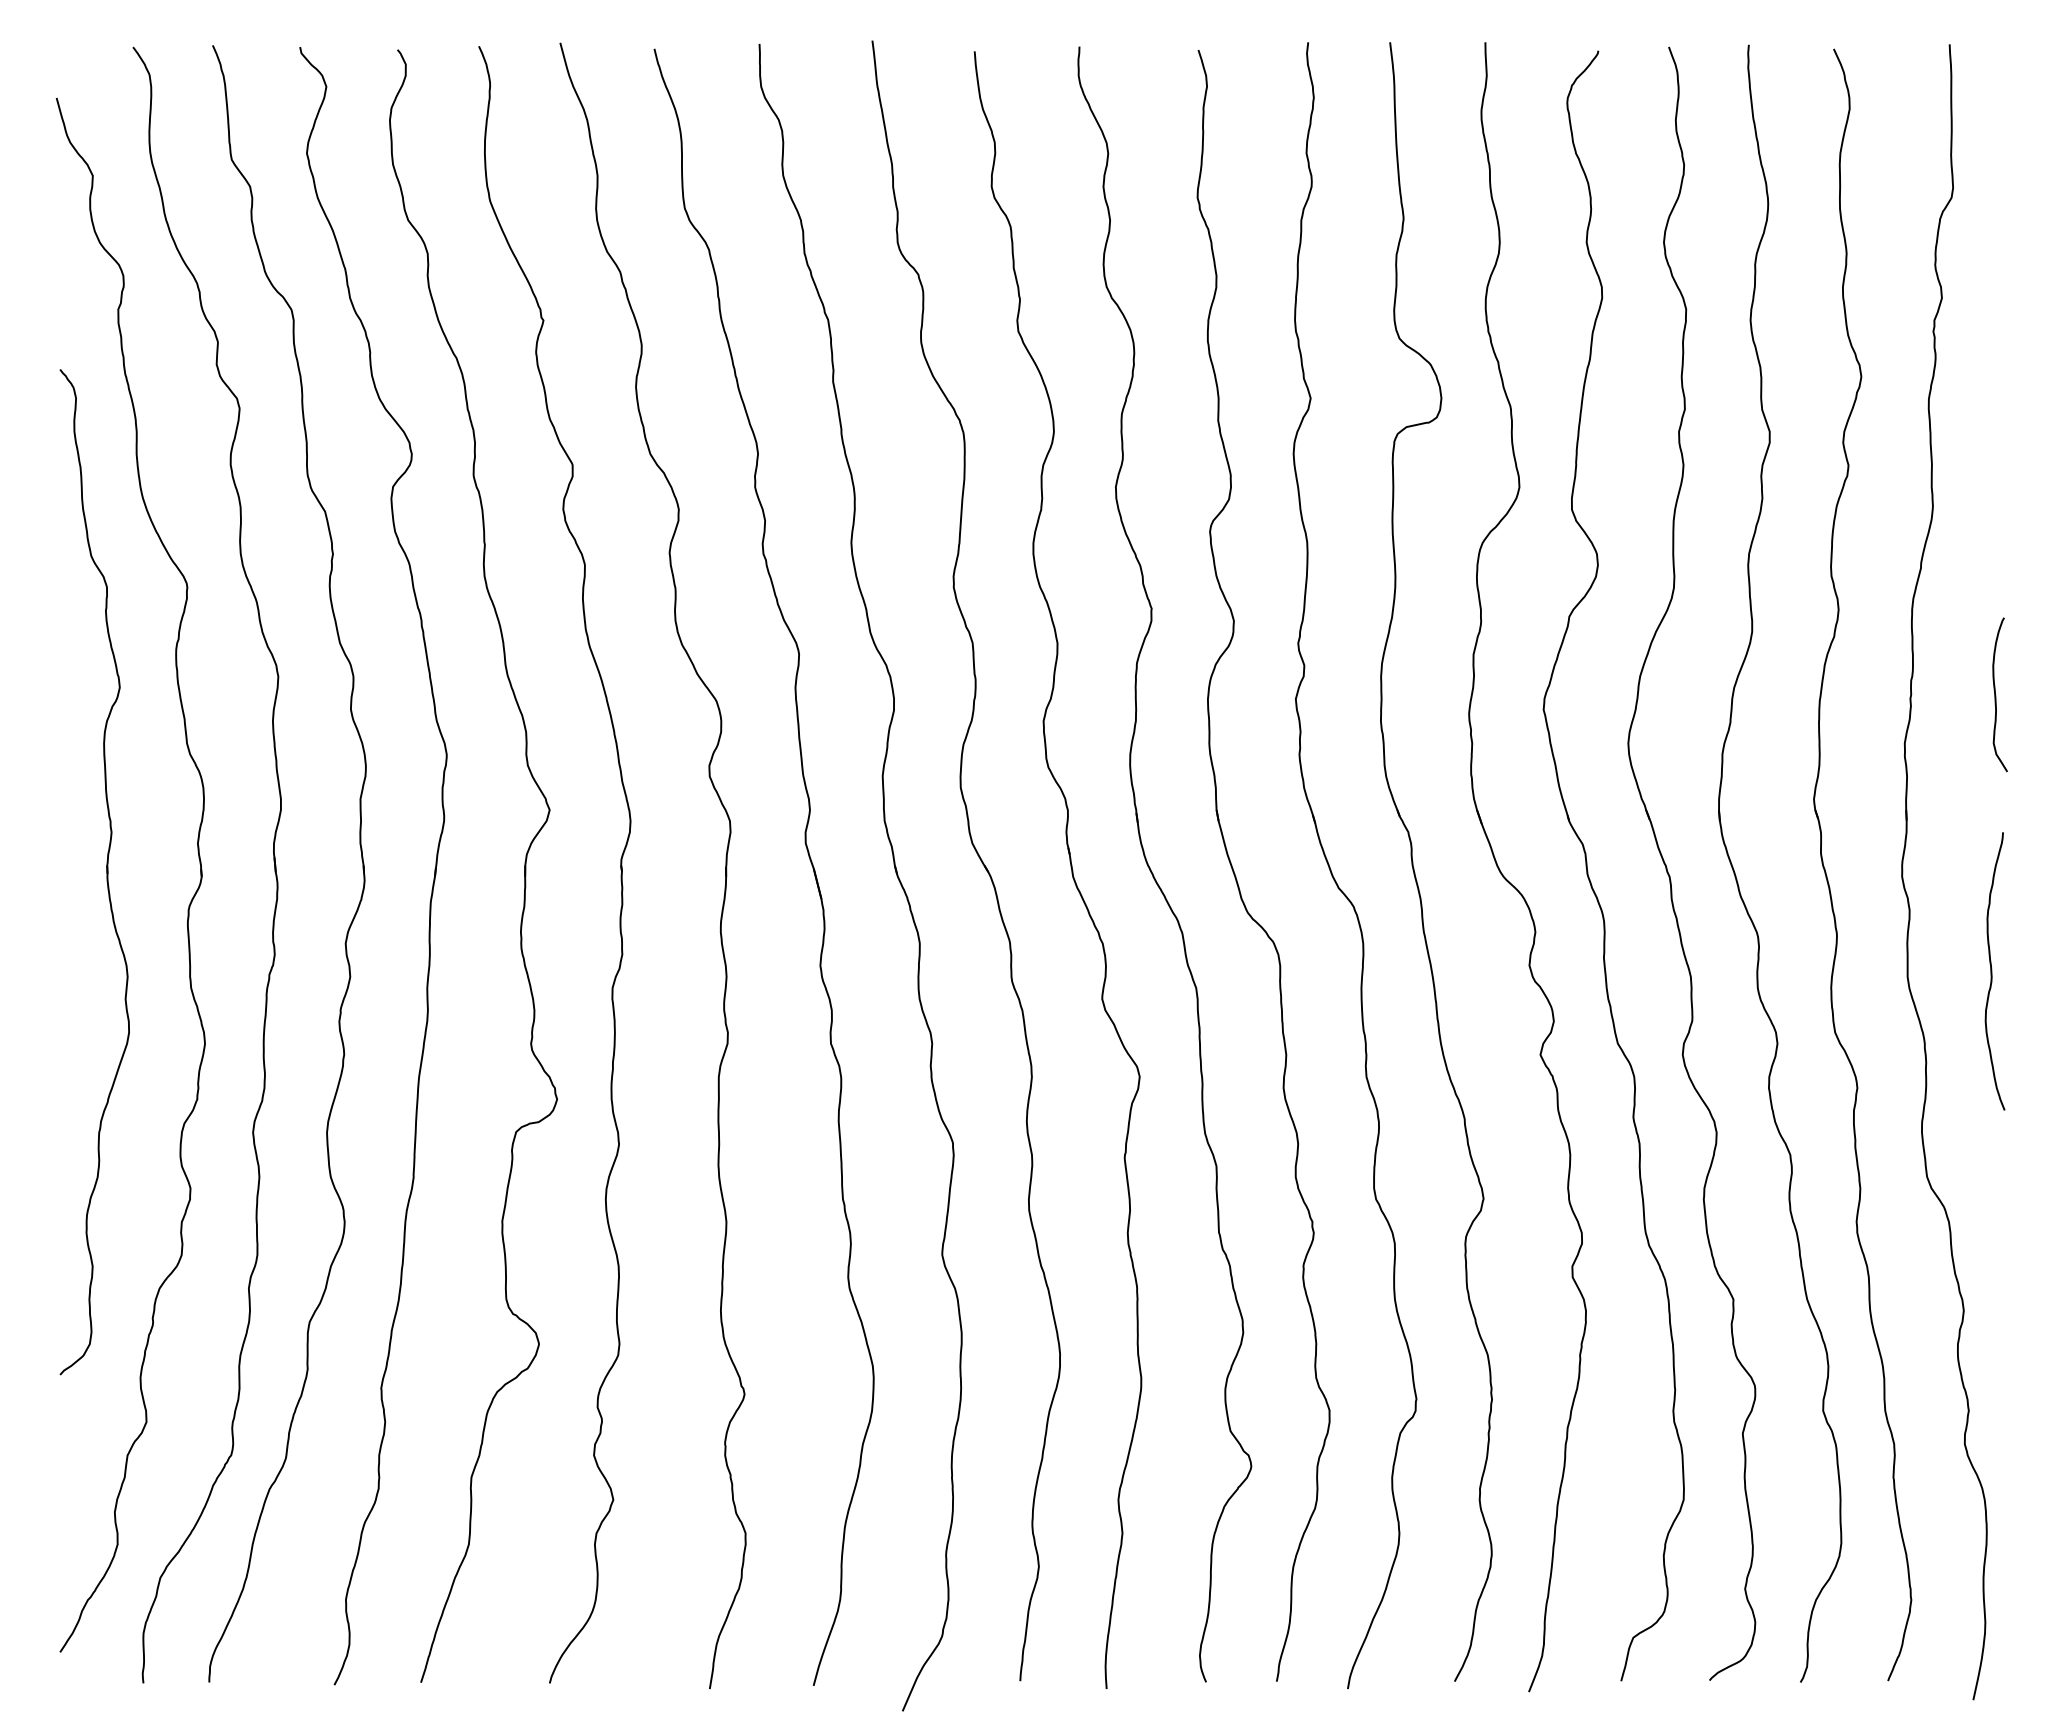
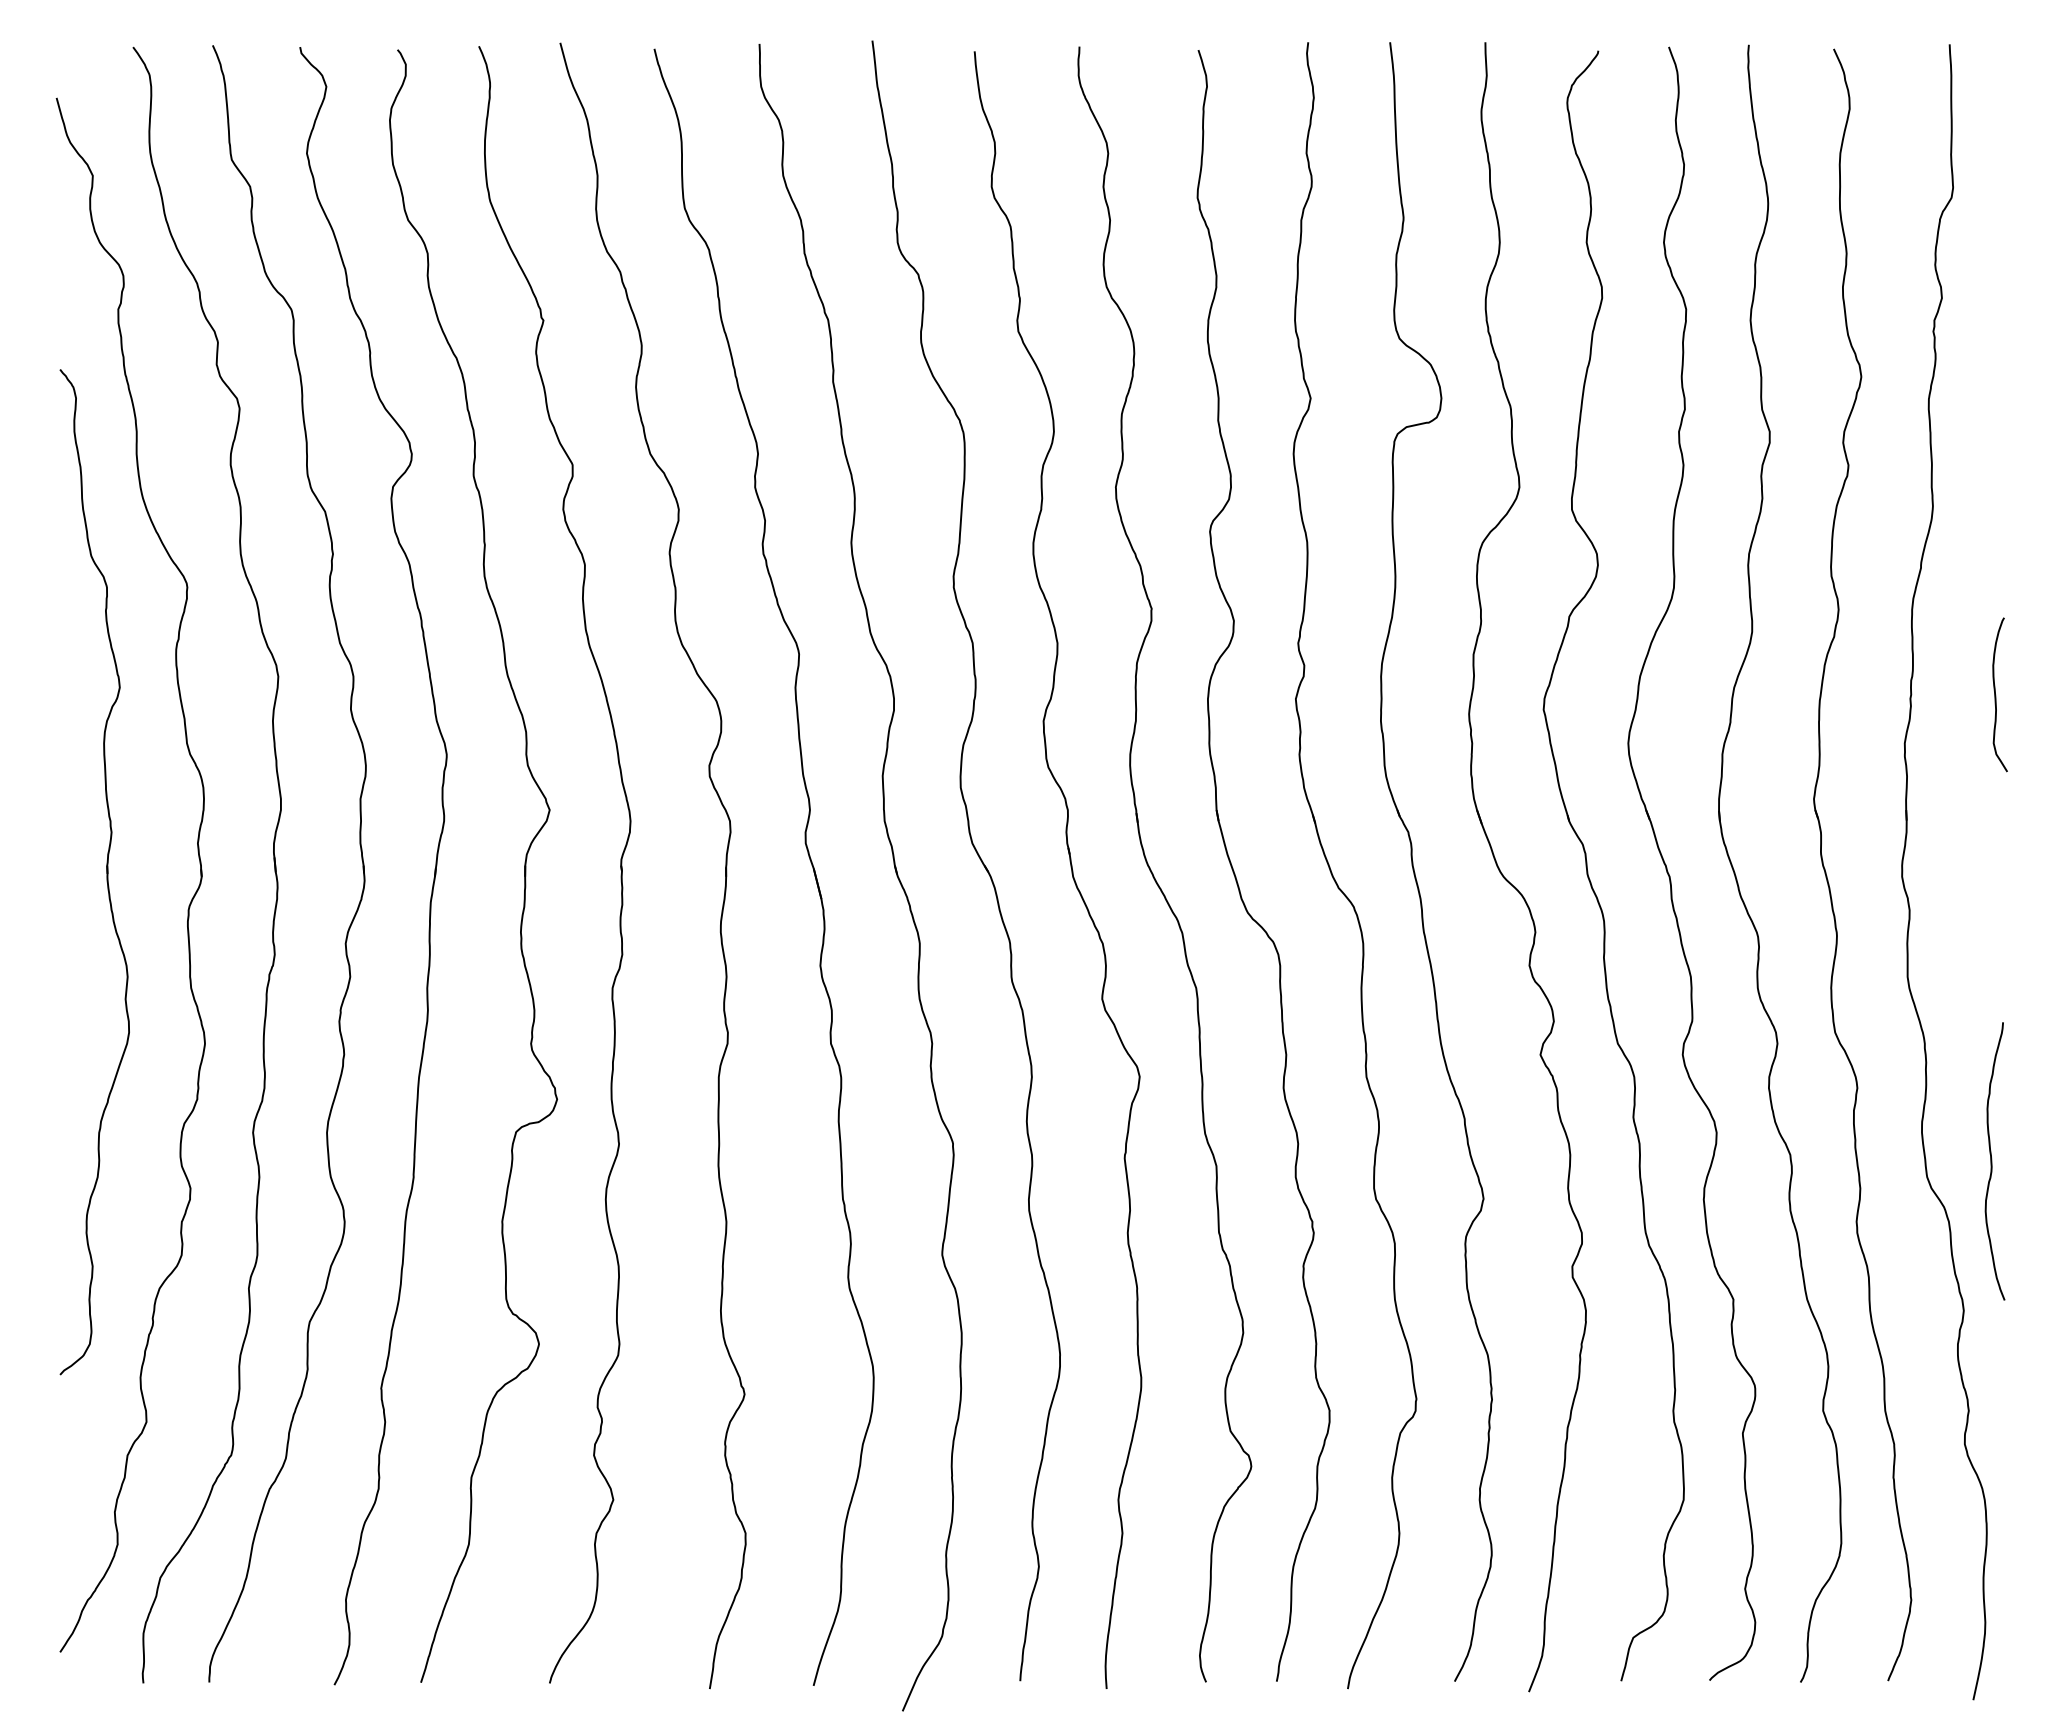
curve position: (1992, 971) -> (1992, 1161) (1992, 1161)
